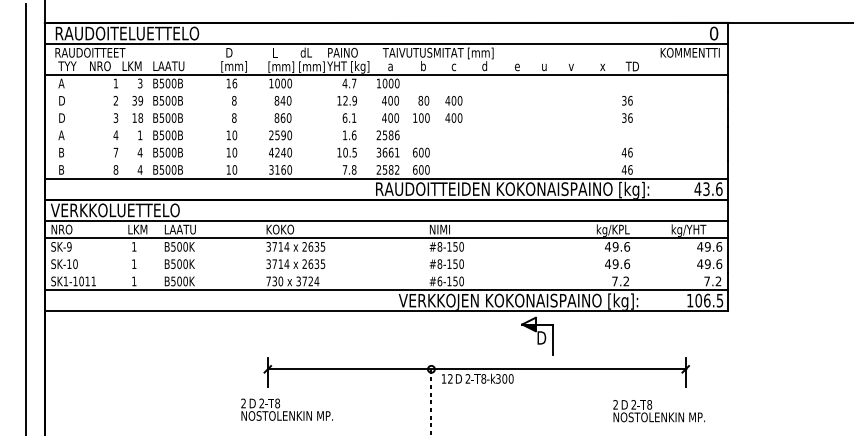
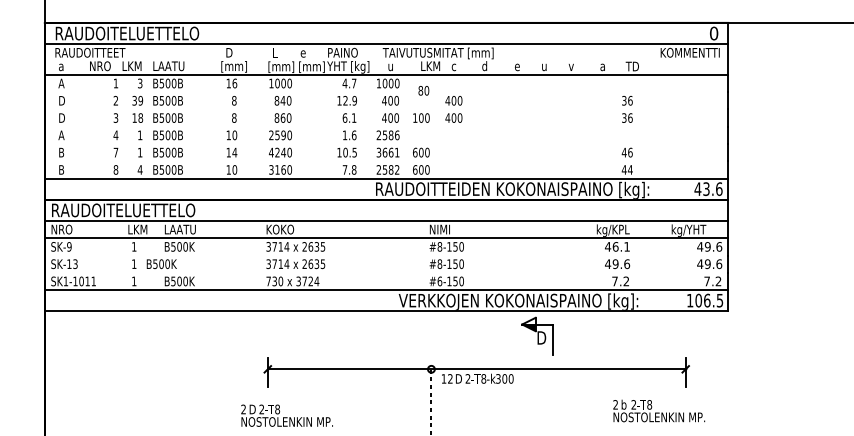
text: dL -> e (306, 52)
text: TYY -> a (67, 66)
text: a -> u (390, 66)
text: b -> LKM (430, 66)
text: x -> a (602, 67)
text position: (423, 100) -> (423, 90) (423, 90)
text: 4 -> 1 (139, 152)
text: 10 -> 14 (234, 152)
text: 46 -> 44 (629, 169)
text: VERKKOLUETTELO -> RAUDOITELUETTELO (123, 210)
line: present -> none (25, 217)
text: 49.6 -> 46.1 (621, 246)
text: SK-10 -> SK-13 (75, 263)
text position: (179, 263) -> (161, 263) (161, 263)
text: D -> b (624, 404)
text position: (286, 409) -> (286, 415) (286, 415)
